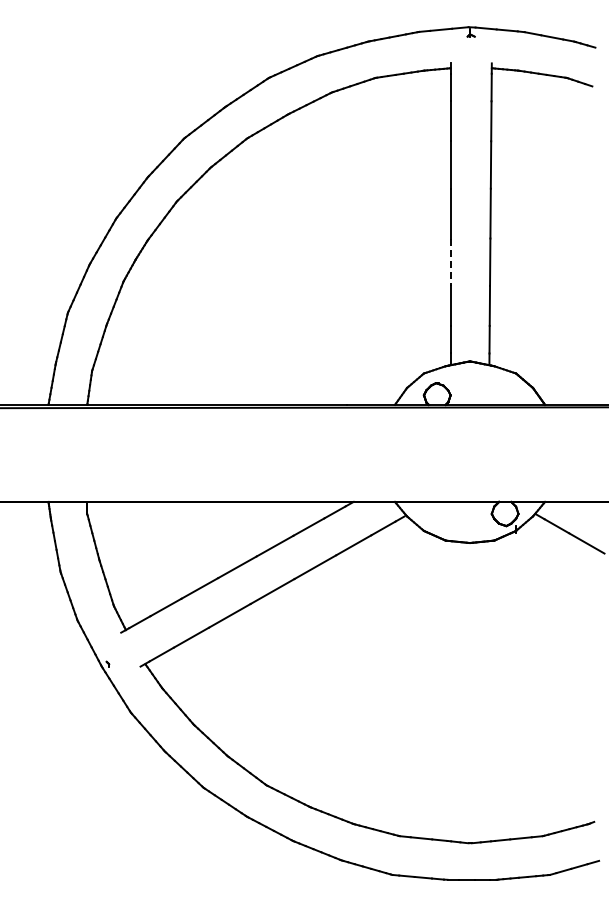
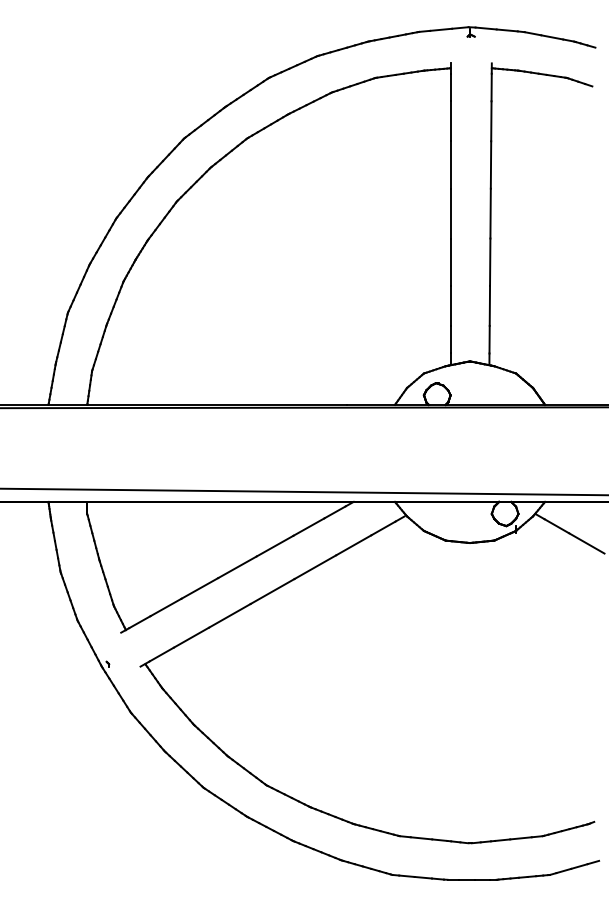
line: dashed -> solid (450, 262)
line: none -> present (303, 491)
